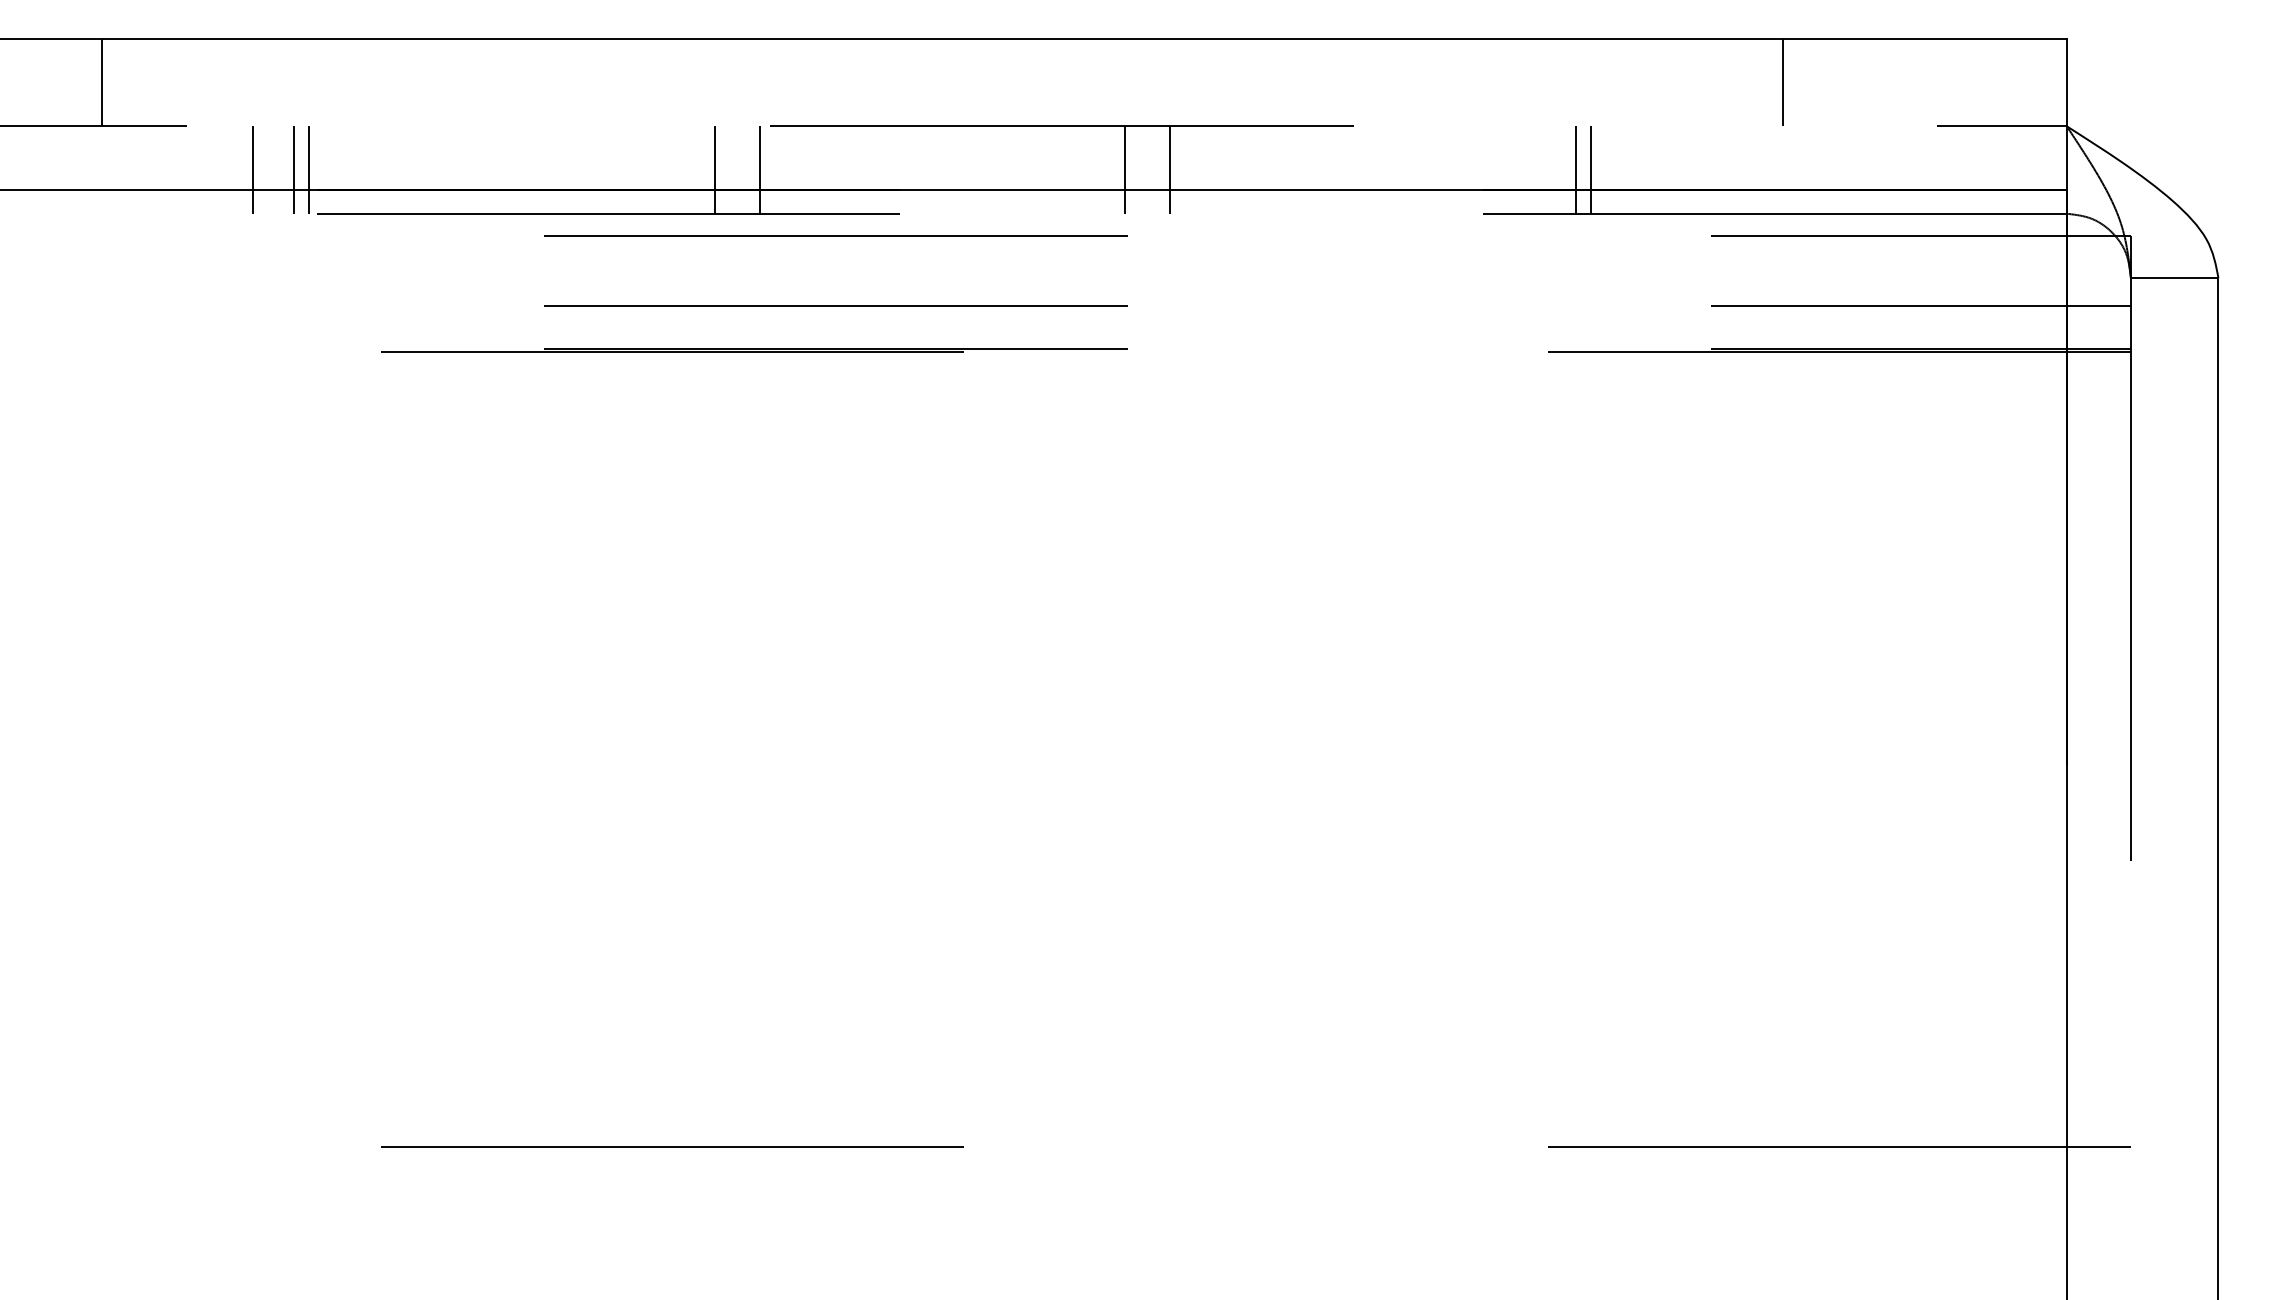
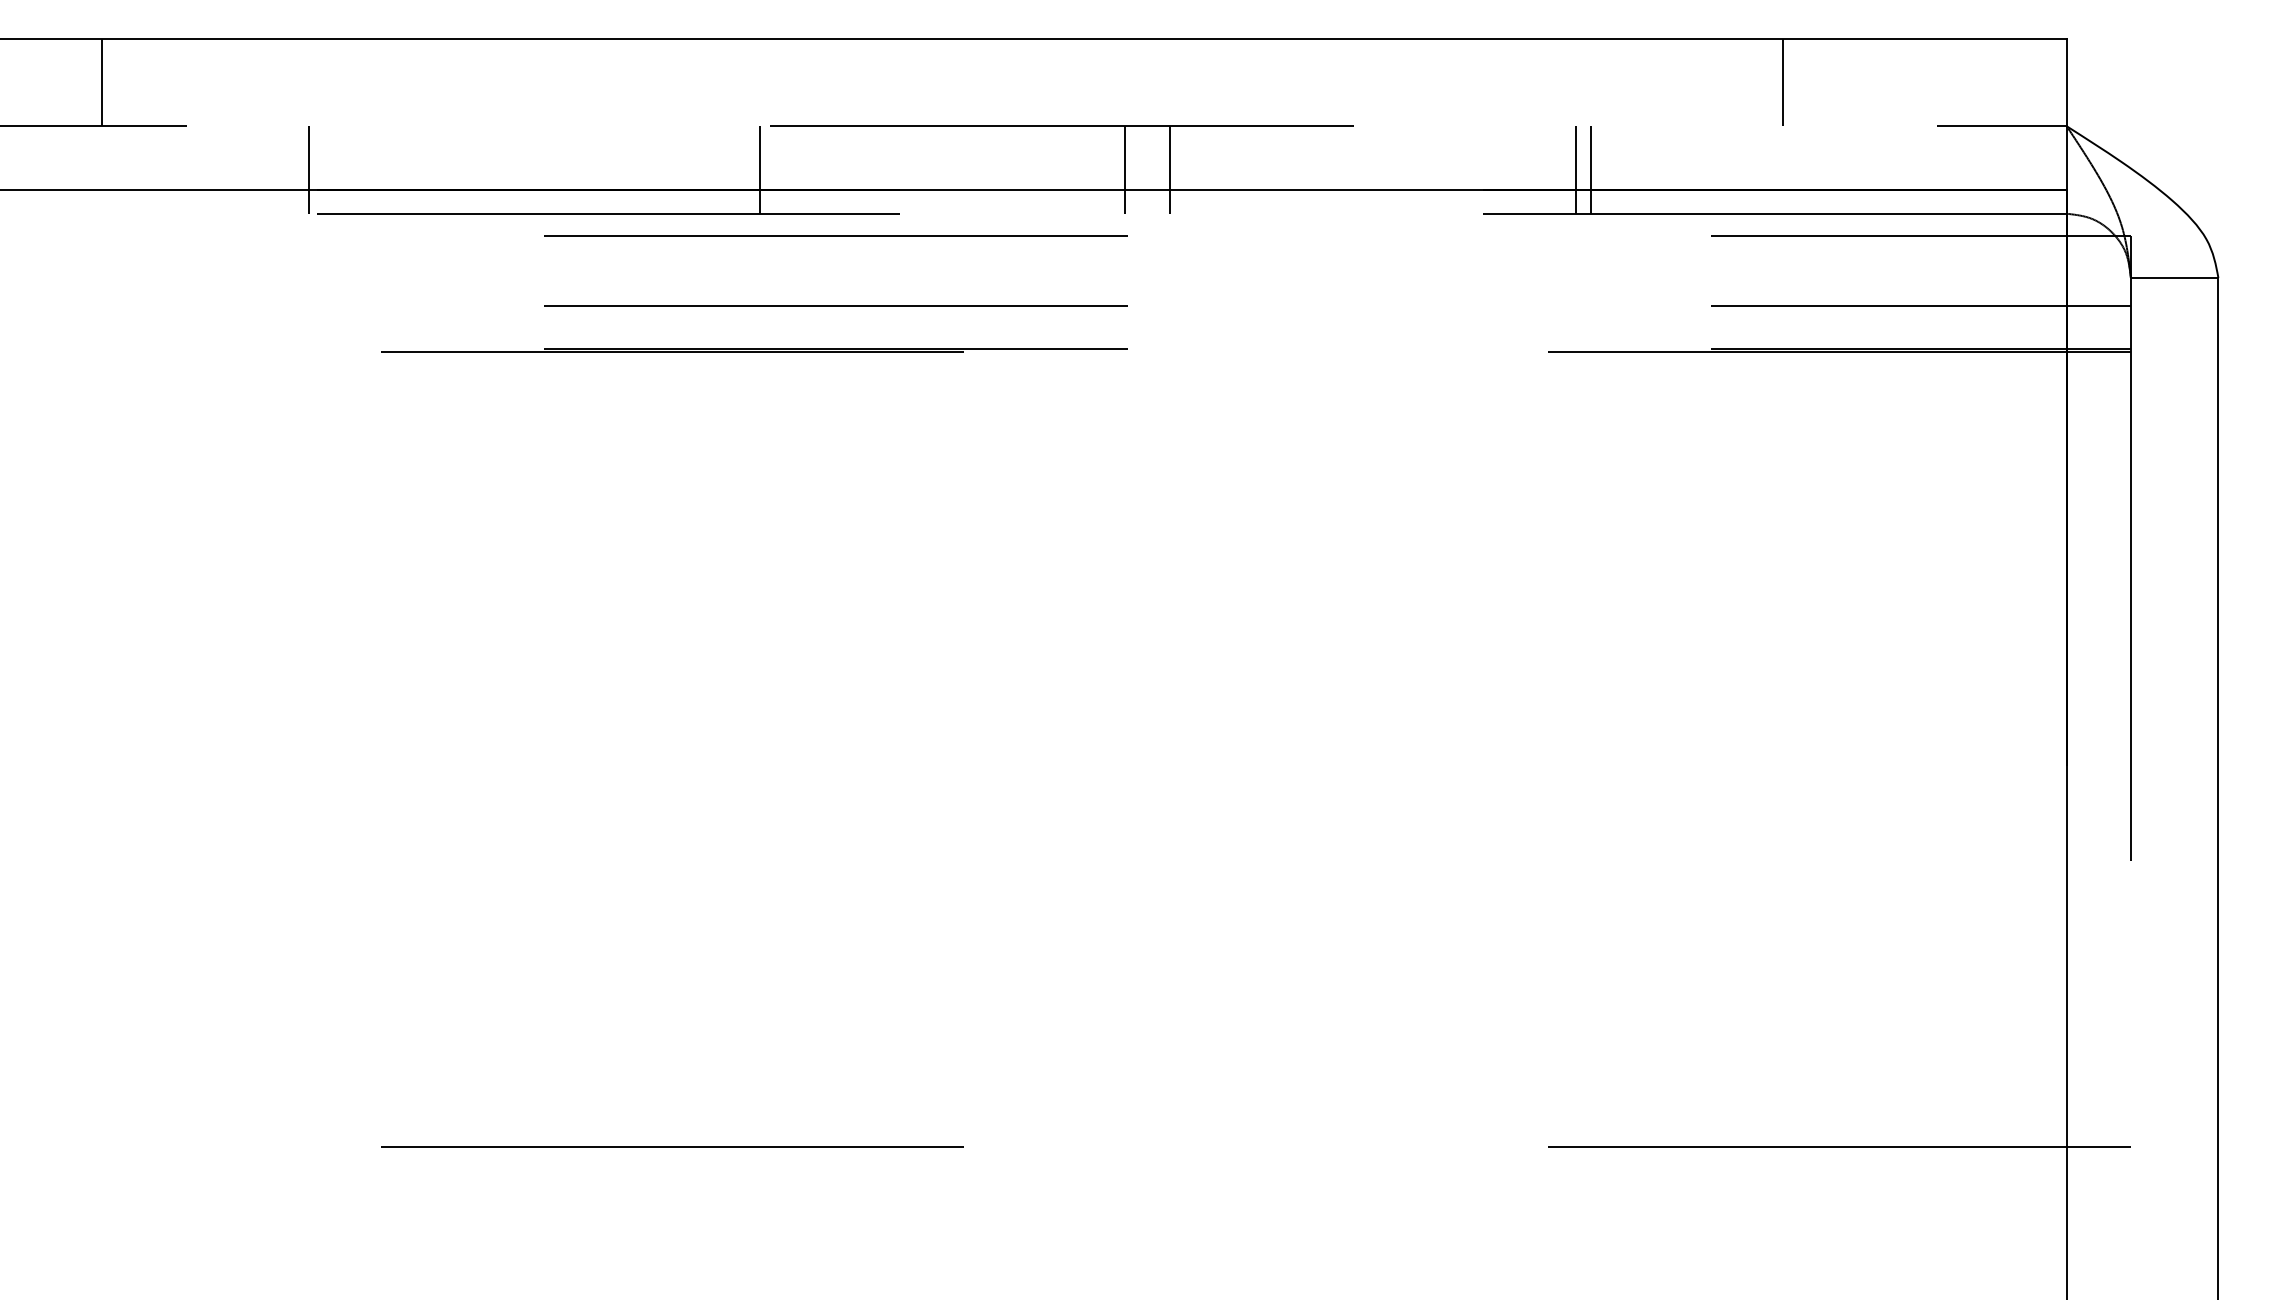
line: present -> none (252, 169)
line: present -> none (294, 169)
line: present -> none (714, 169)
